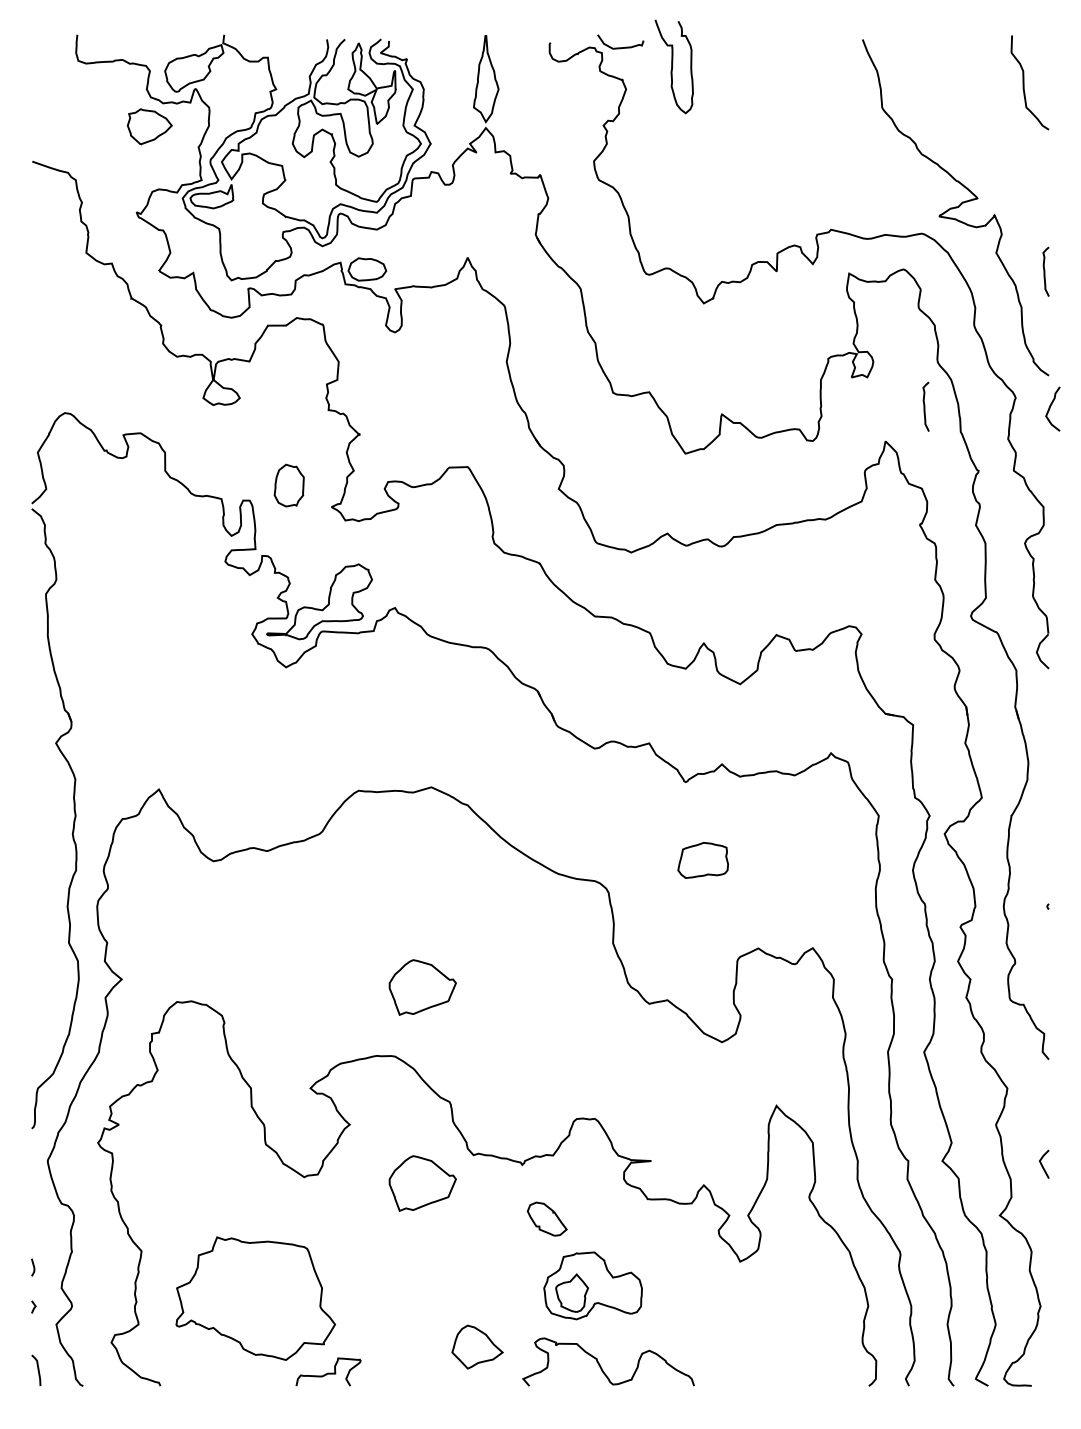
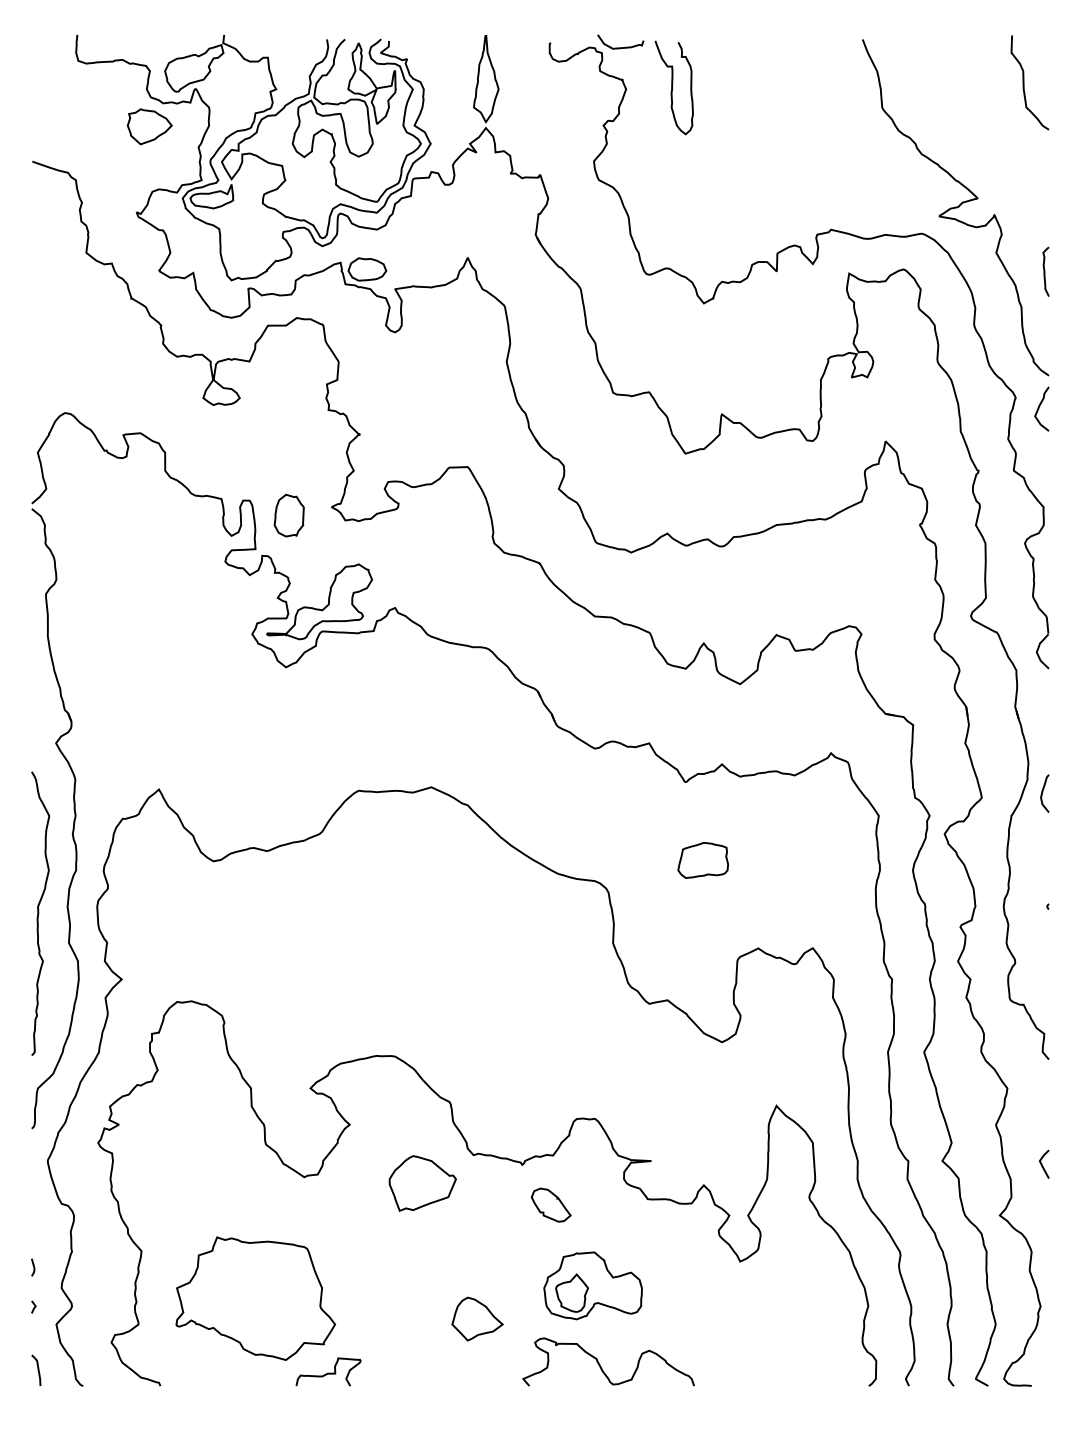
curve position: (672, 66) -> (672, 87) (672, 87)
curve: present -> none (925, 406)
curve position: (1050, 408) -> (1039, 408) (1039, 408)
part position: (288, 485) -> (288, 515) (288, 515)
curve: none -> present (1043, 792)
curve: none -> present (39, 913)
part: present -> none (422, 987)
part position: (546, 1218) -> (550, 1204) (550, 1204)
part position: (477, 1346) -> (477, 1318) (477, 1318)
